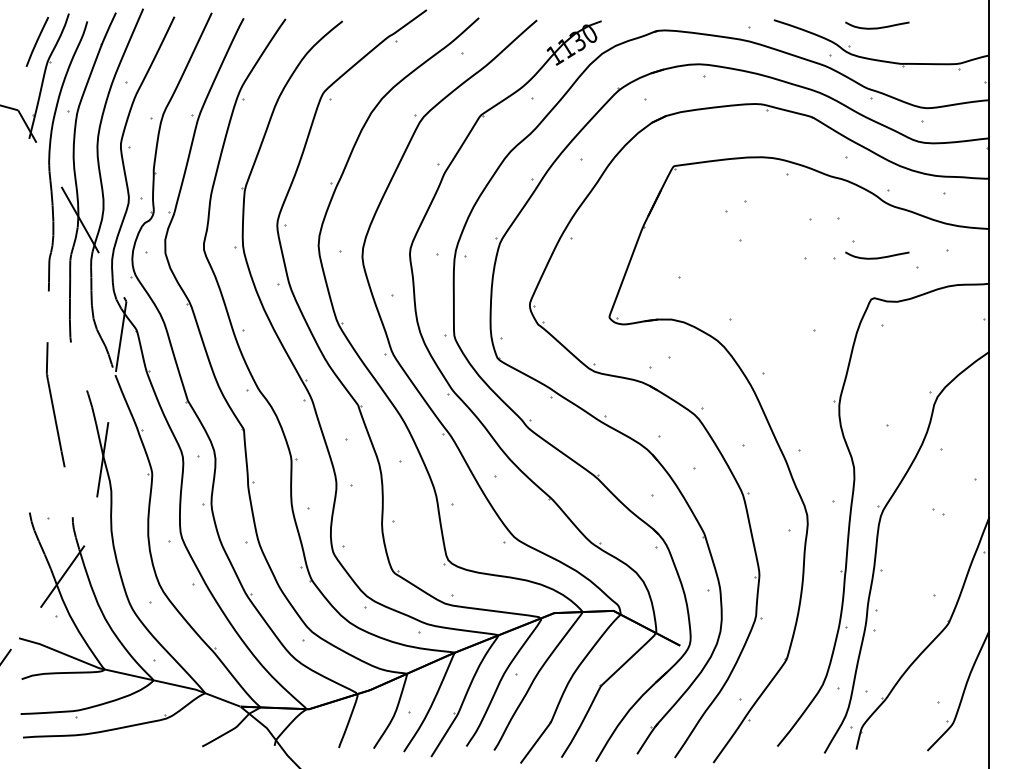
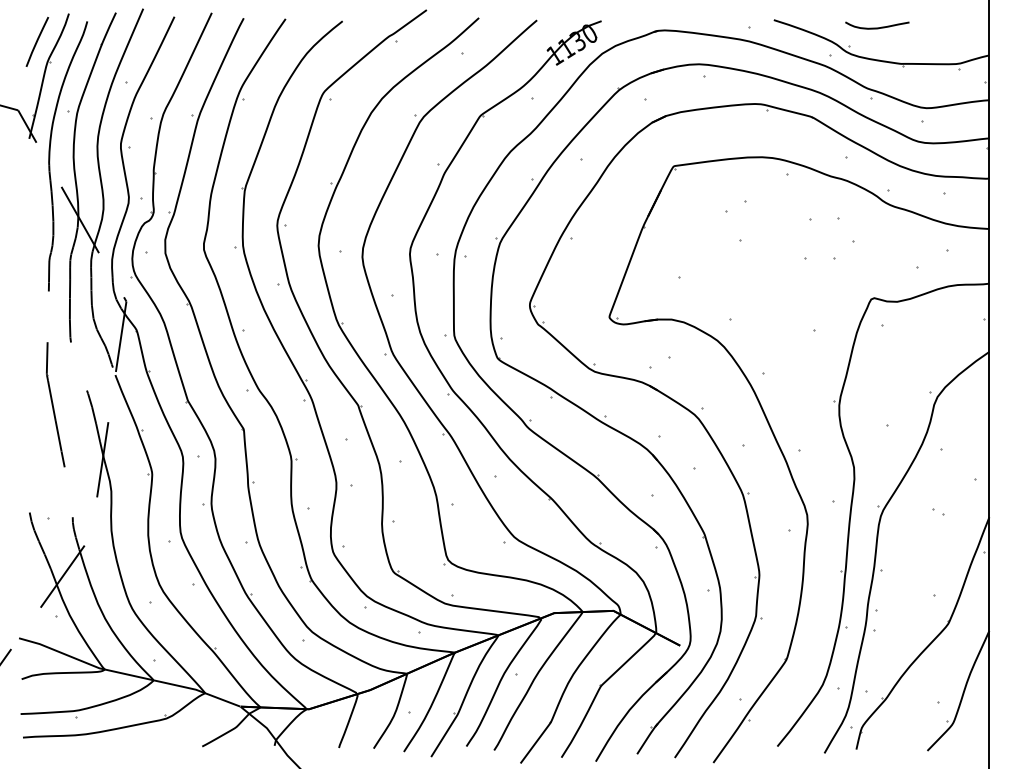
curve: present -> none (877, 257)
